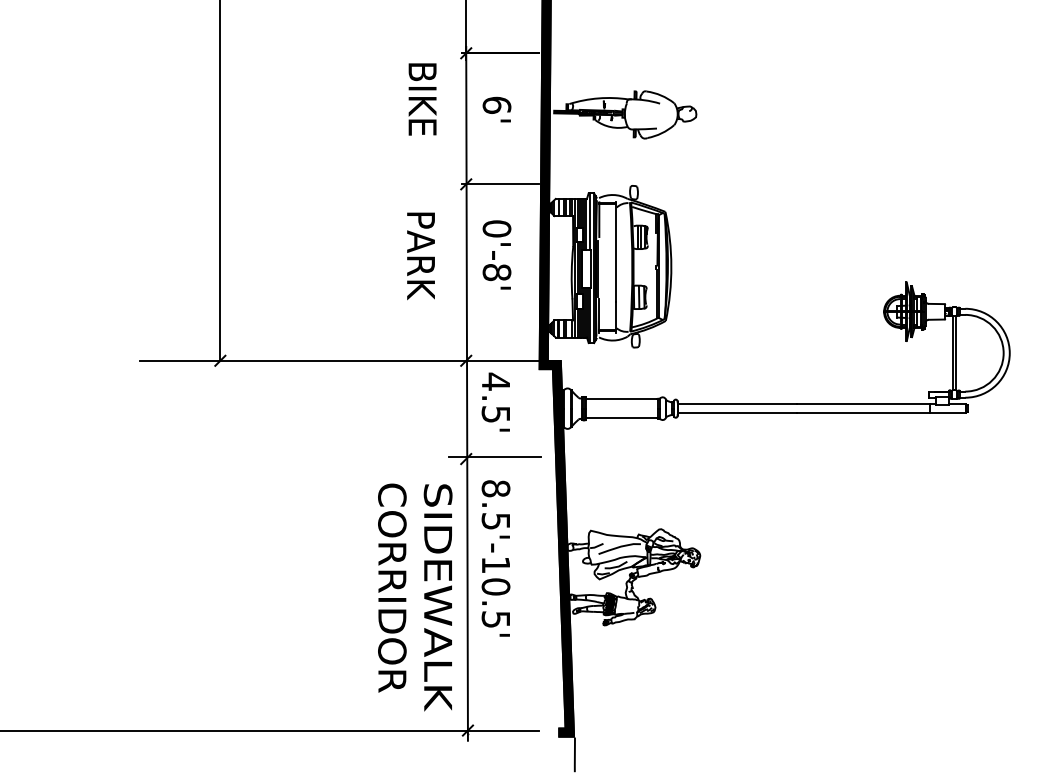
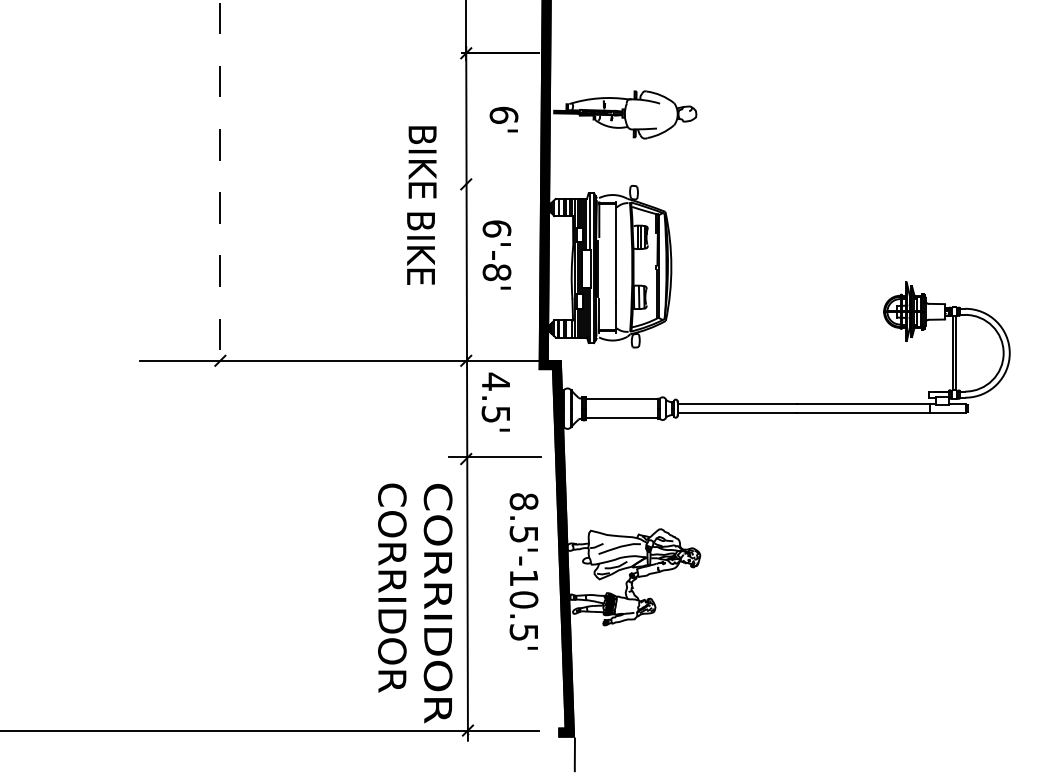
text position: (422, 99) -> (422, 162) (422, 162)
text position: (496, 109) -> (503, 119) (503, 119)
line: solid -> dashed (220, 180)
line: present -> none (500, 183)
text: 0'-8' -> 6'-8' (497, 228)
text: PARK -> BIKE (420, 258)
text position: (495, 558) -> (523, 571) (523, 571)
text: SIDEWALK -> CORRIDOR (437, 603)
